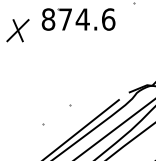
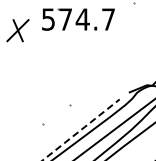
text: 874.6 -> 574.7 (78, 19)
line: solid -> dashed (81, 129)
